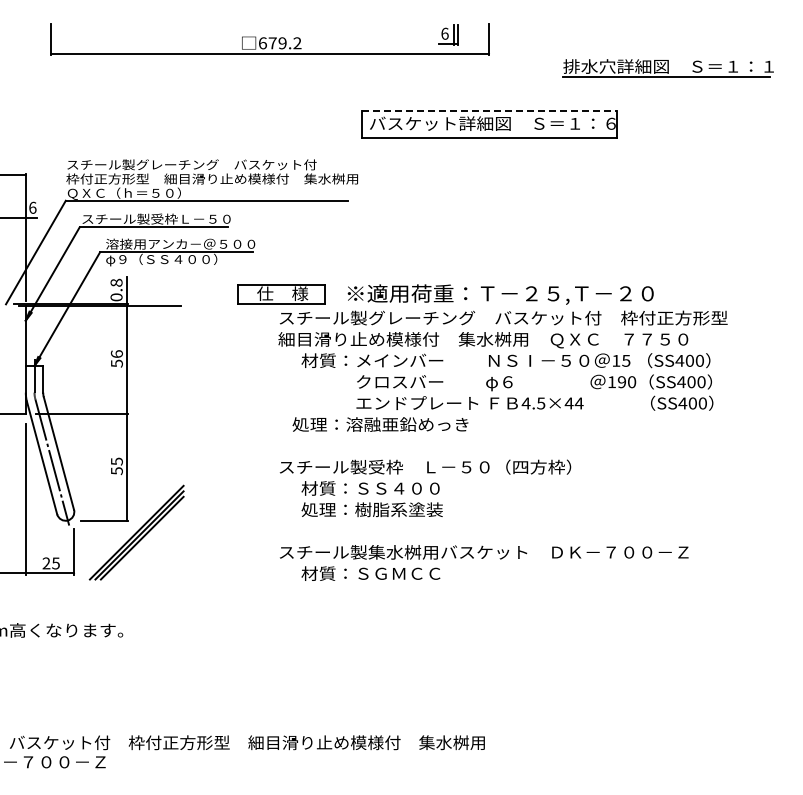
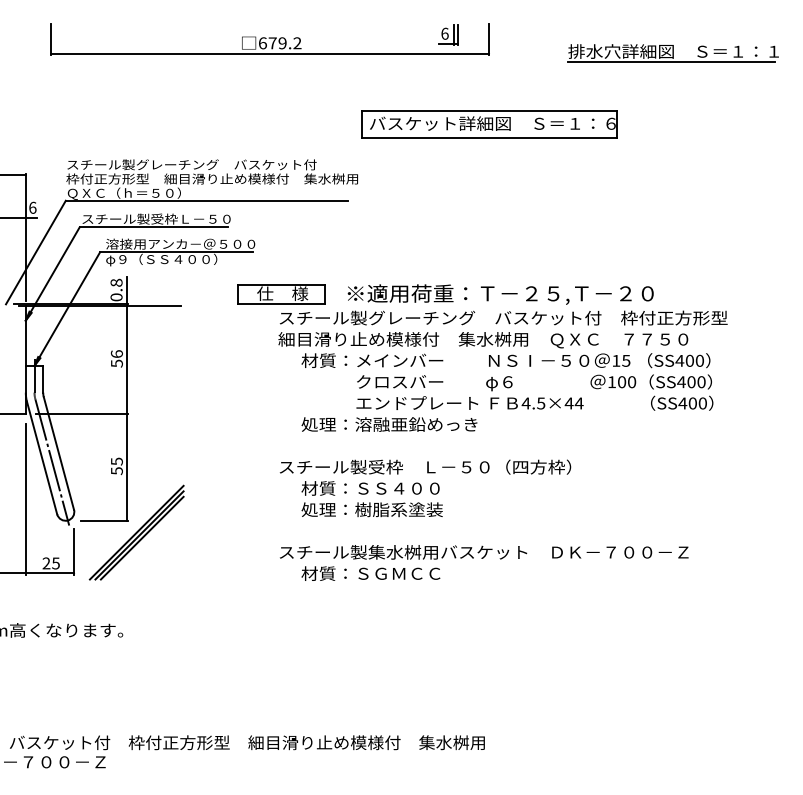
part position: (667, 68) -> (672, 53) (672, 53)
line: dashed -> solid (489, 110)
text: 190 -> 100 (621, 382)
text position: (380, 424) -> (389, 424) (389, 424)
